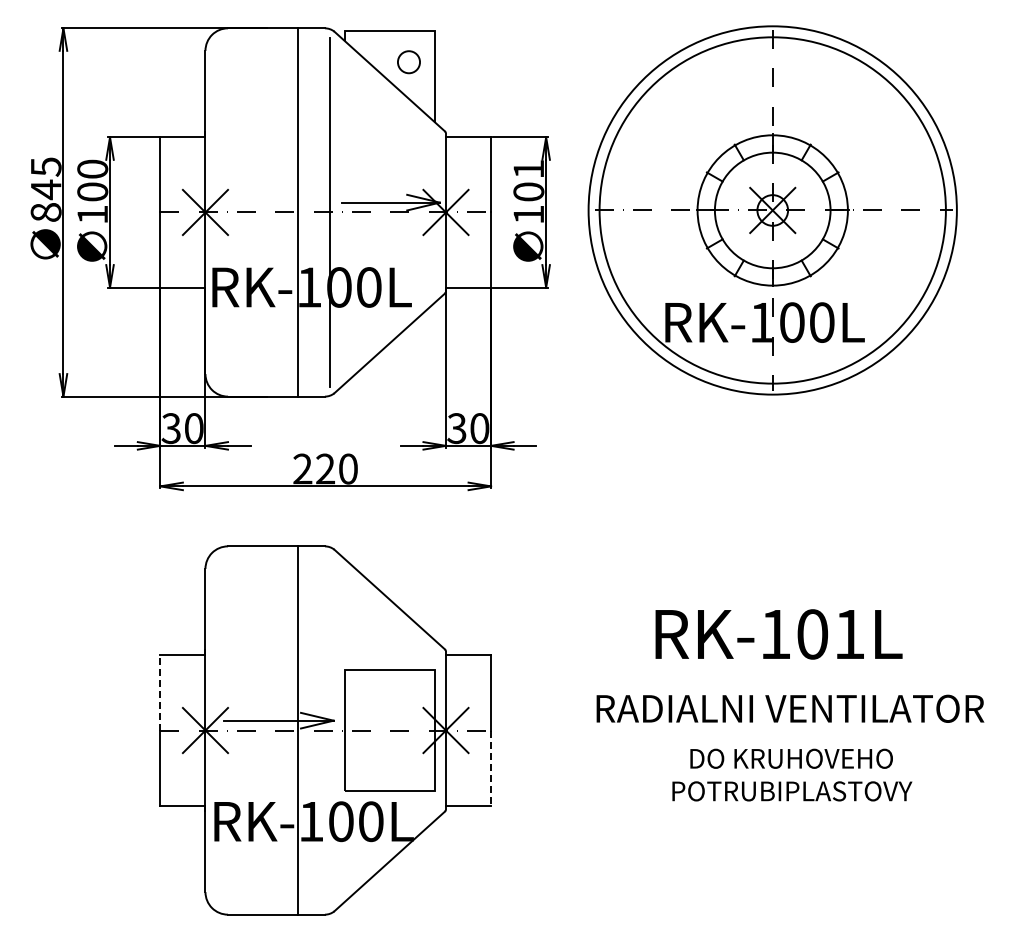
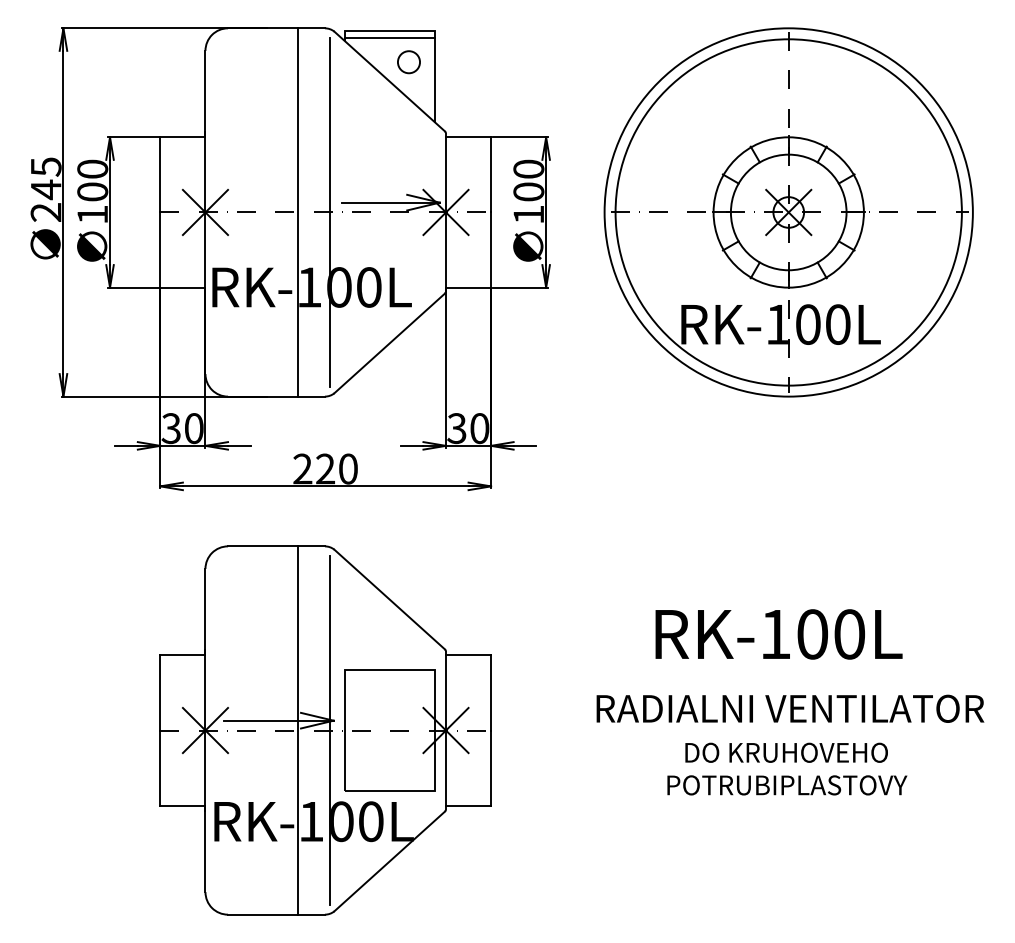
line: none -> present (390, 38)
text: 101 -> 100 (528, 168)
part position: (772, 210) -> (788, 212) (788, 212)
text: 845 -> 245 (45, 212)
text: RK-101L -> RK-100L (849, 634)
line: dashed -> solid (160, 692)
line: none -> present (330, 729)
line: dashed -> solid (491, 768)
text position: (792, 774) -> (787, 768) (787, 768)
